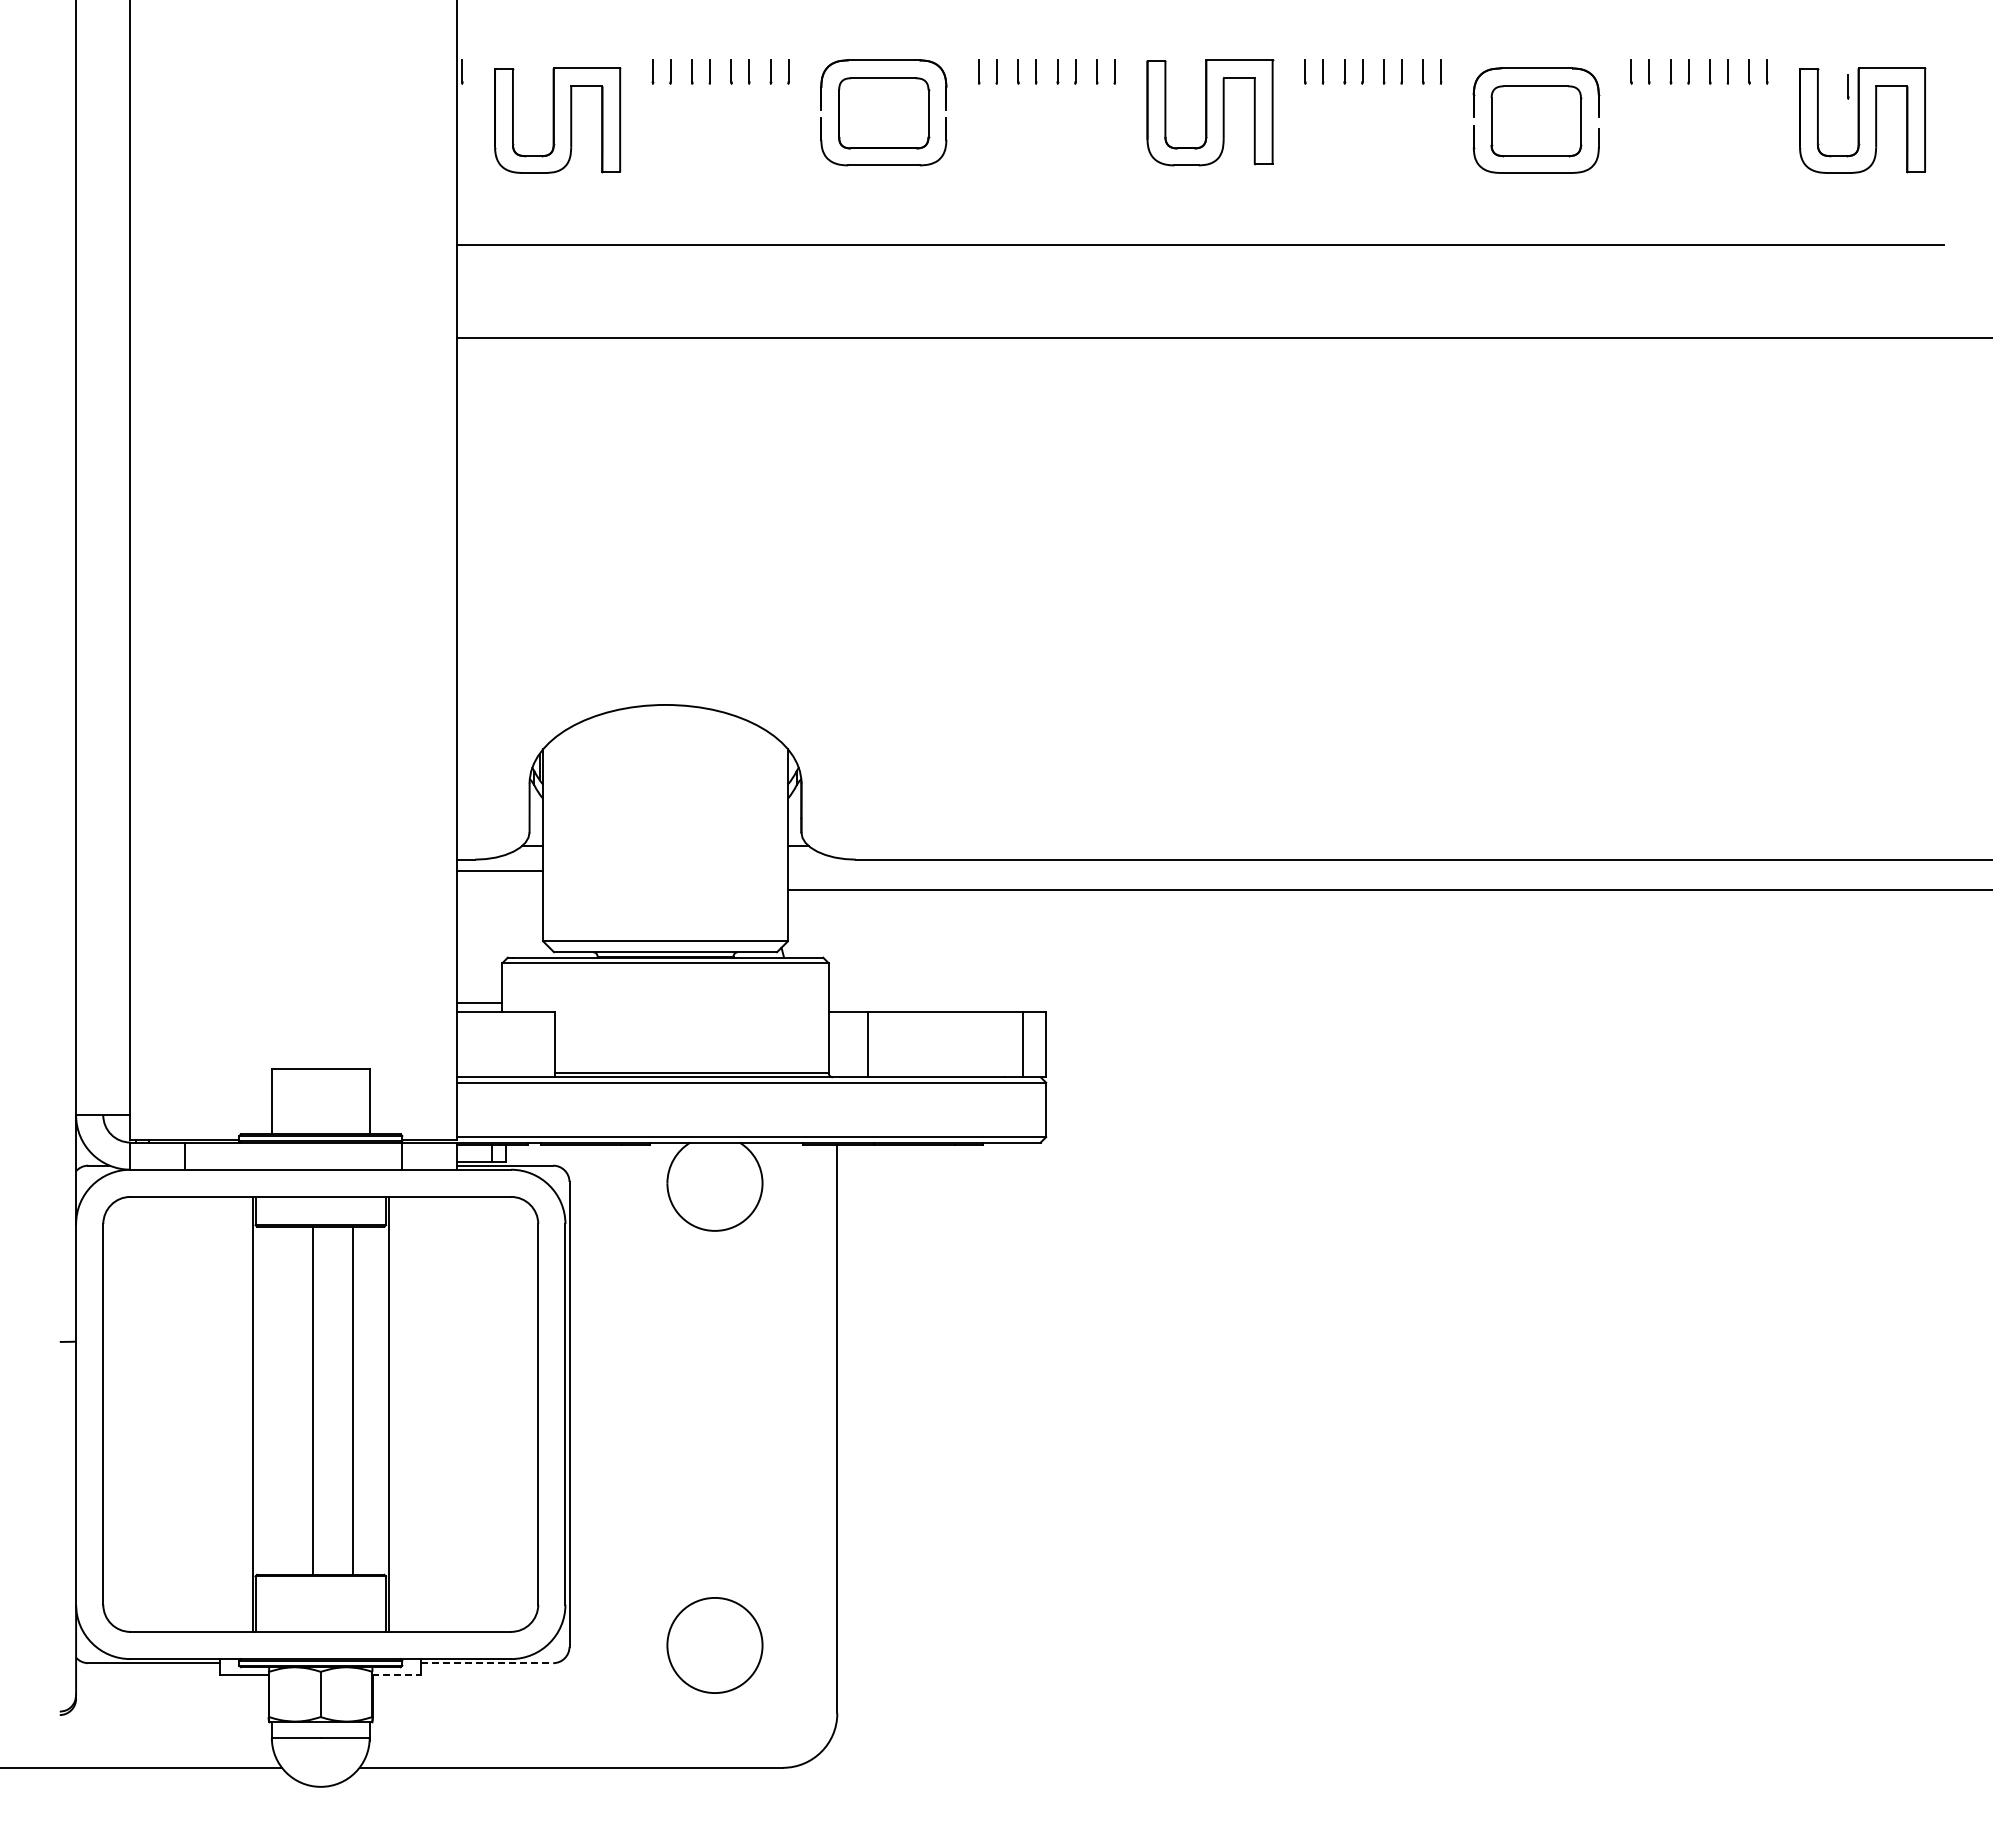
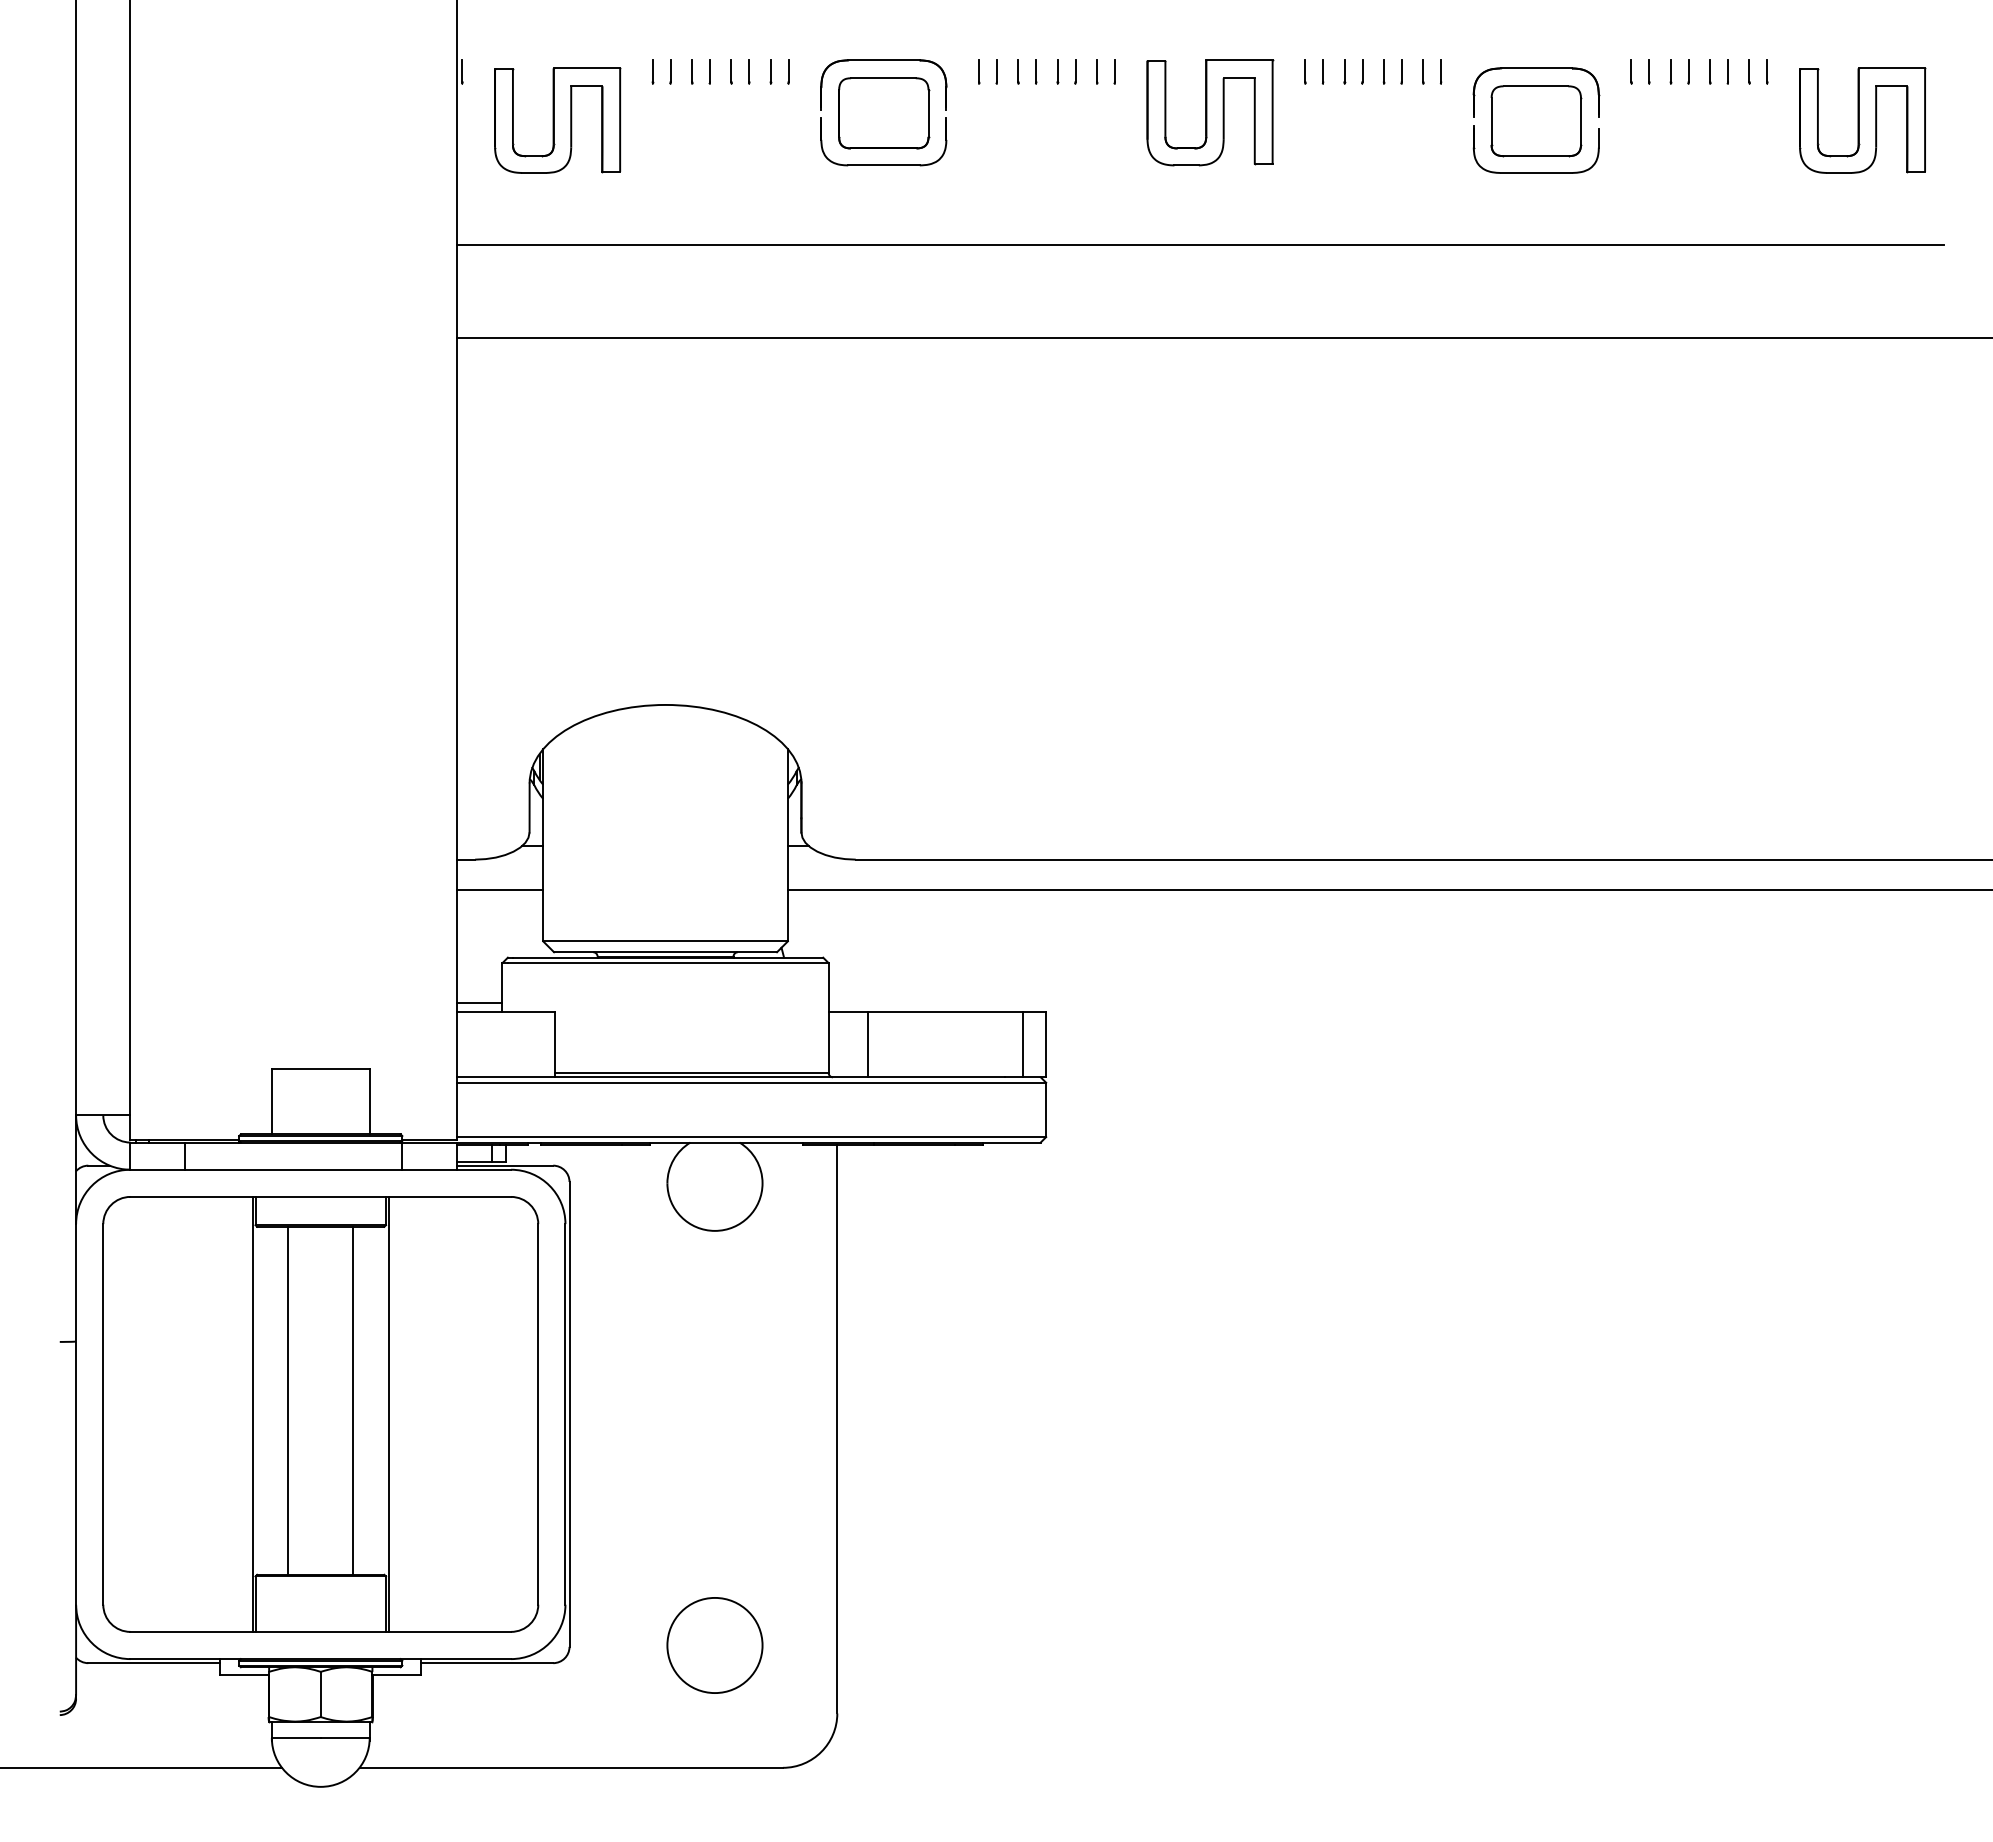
line: present -> none (1848, 86)
line position: (499, 870) -> (499, 889) (499, 889)
line position: (313, 1400) -> (288, 1400) (288, 1400)
line: dashed -> solid (487, 1663)
line: dashed -> solid (397, 1675)
